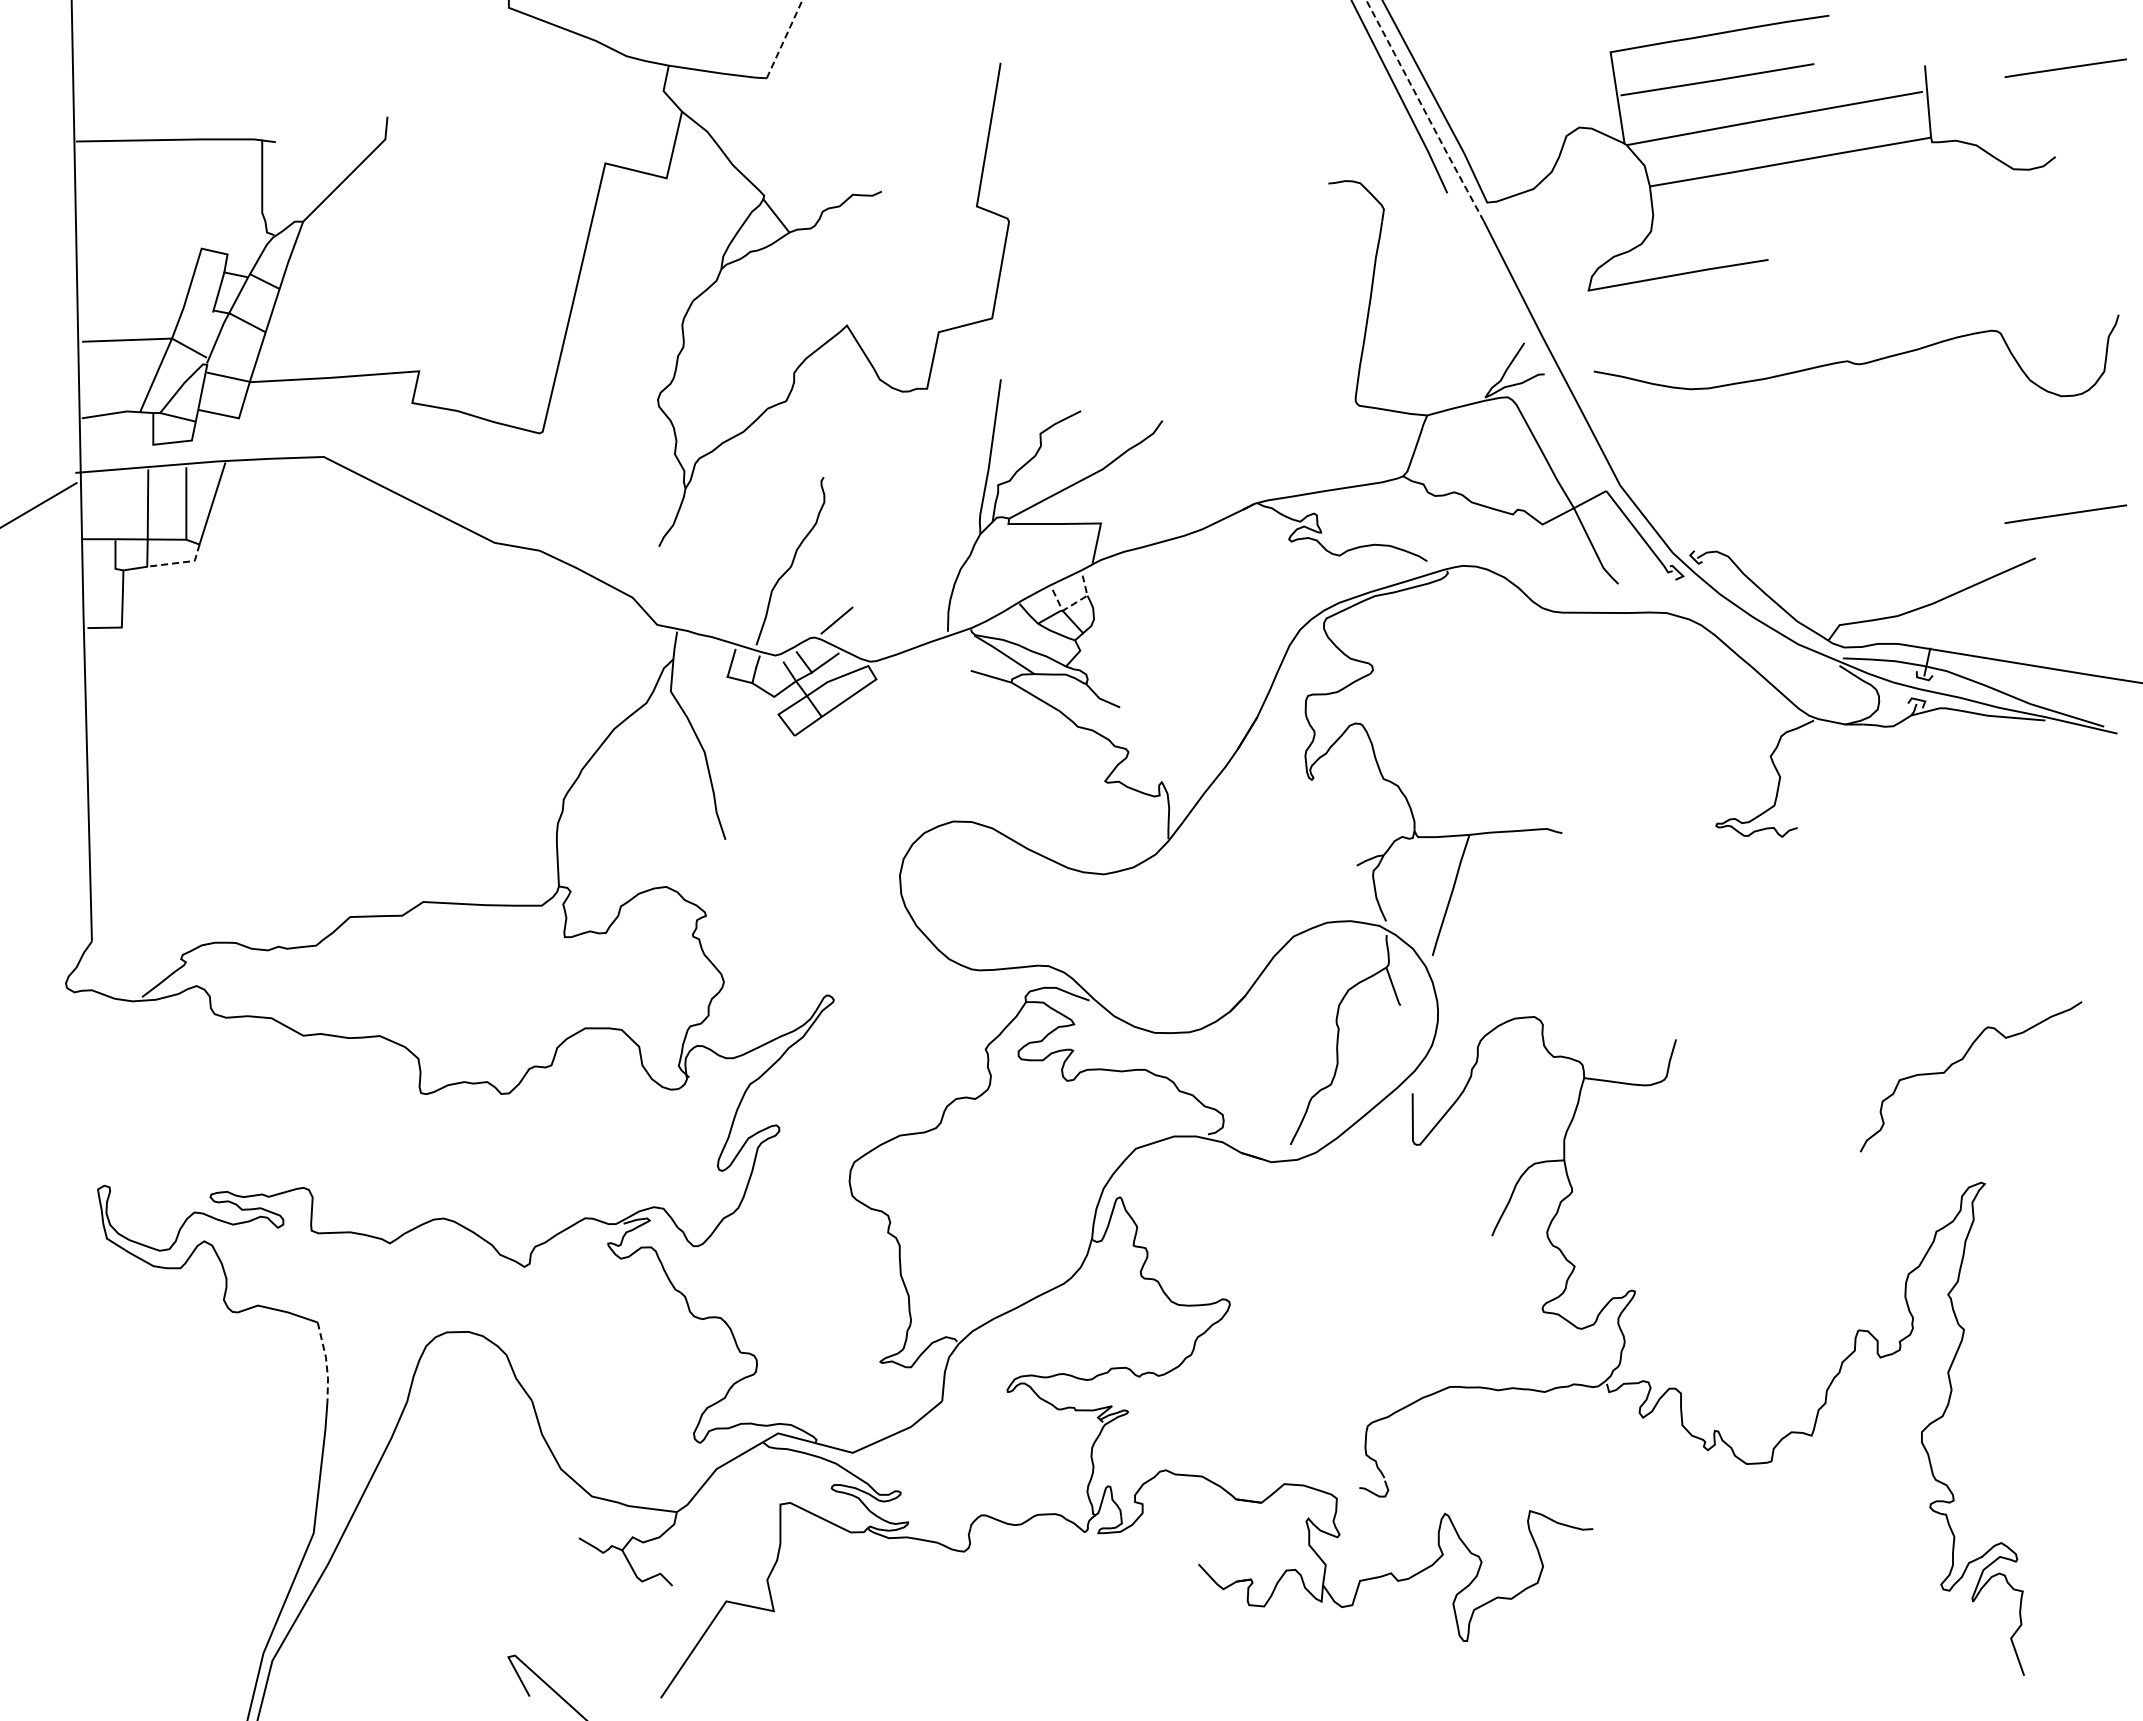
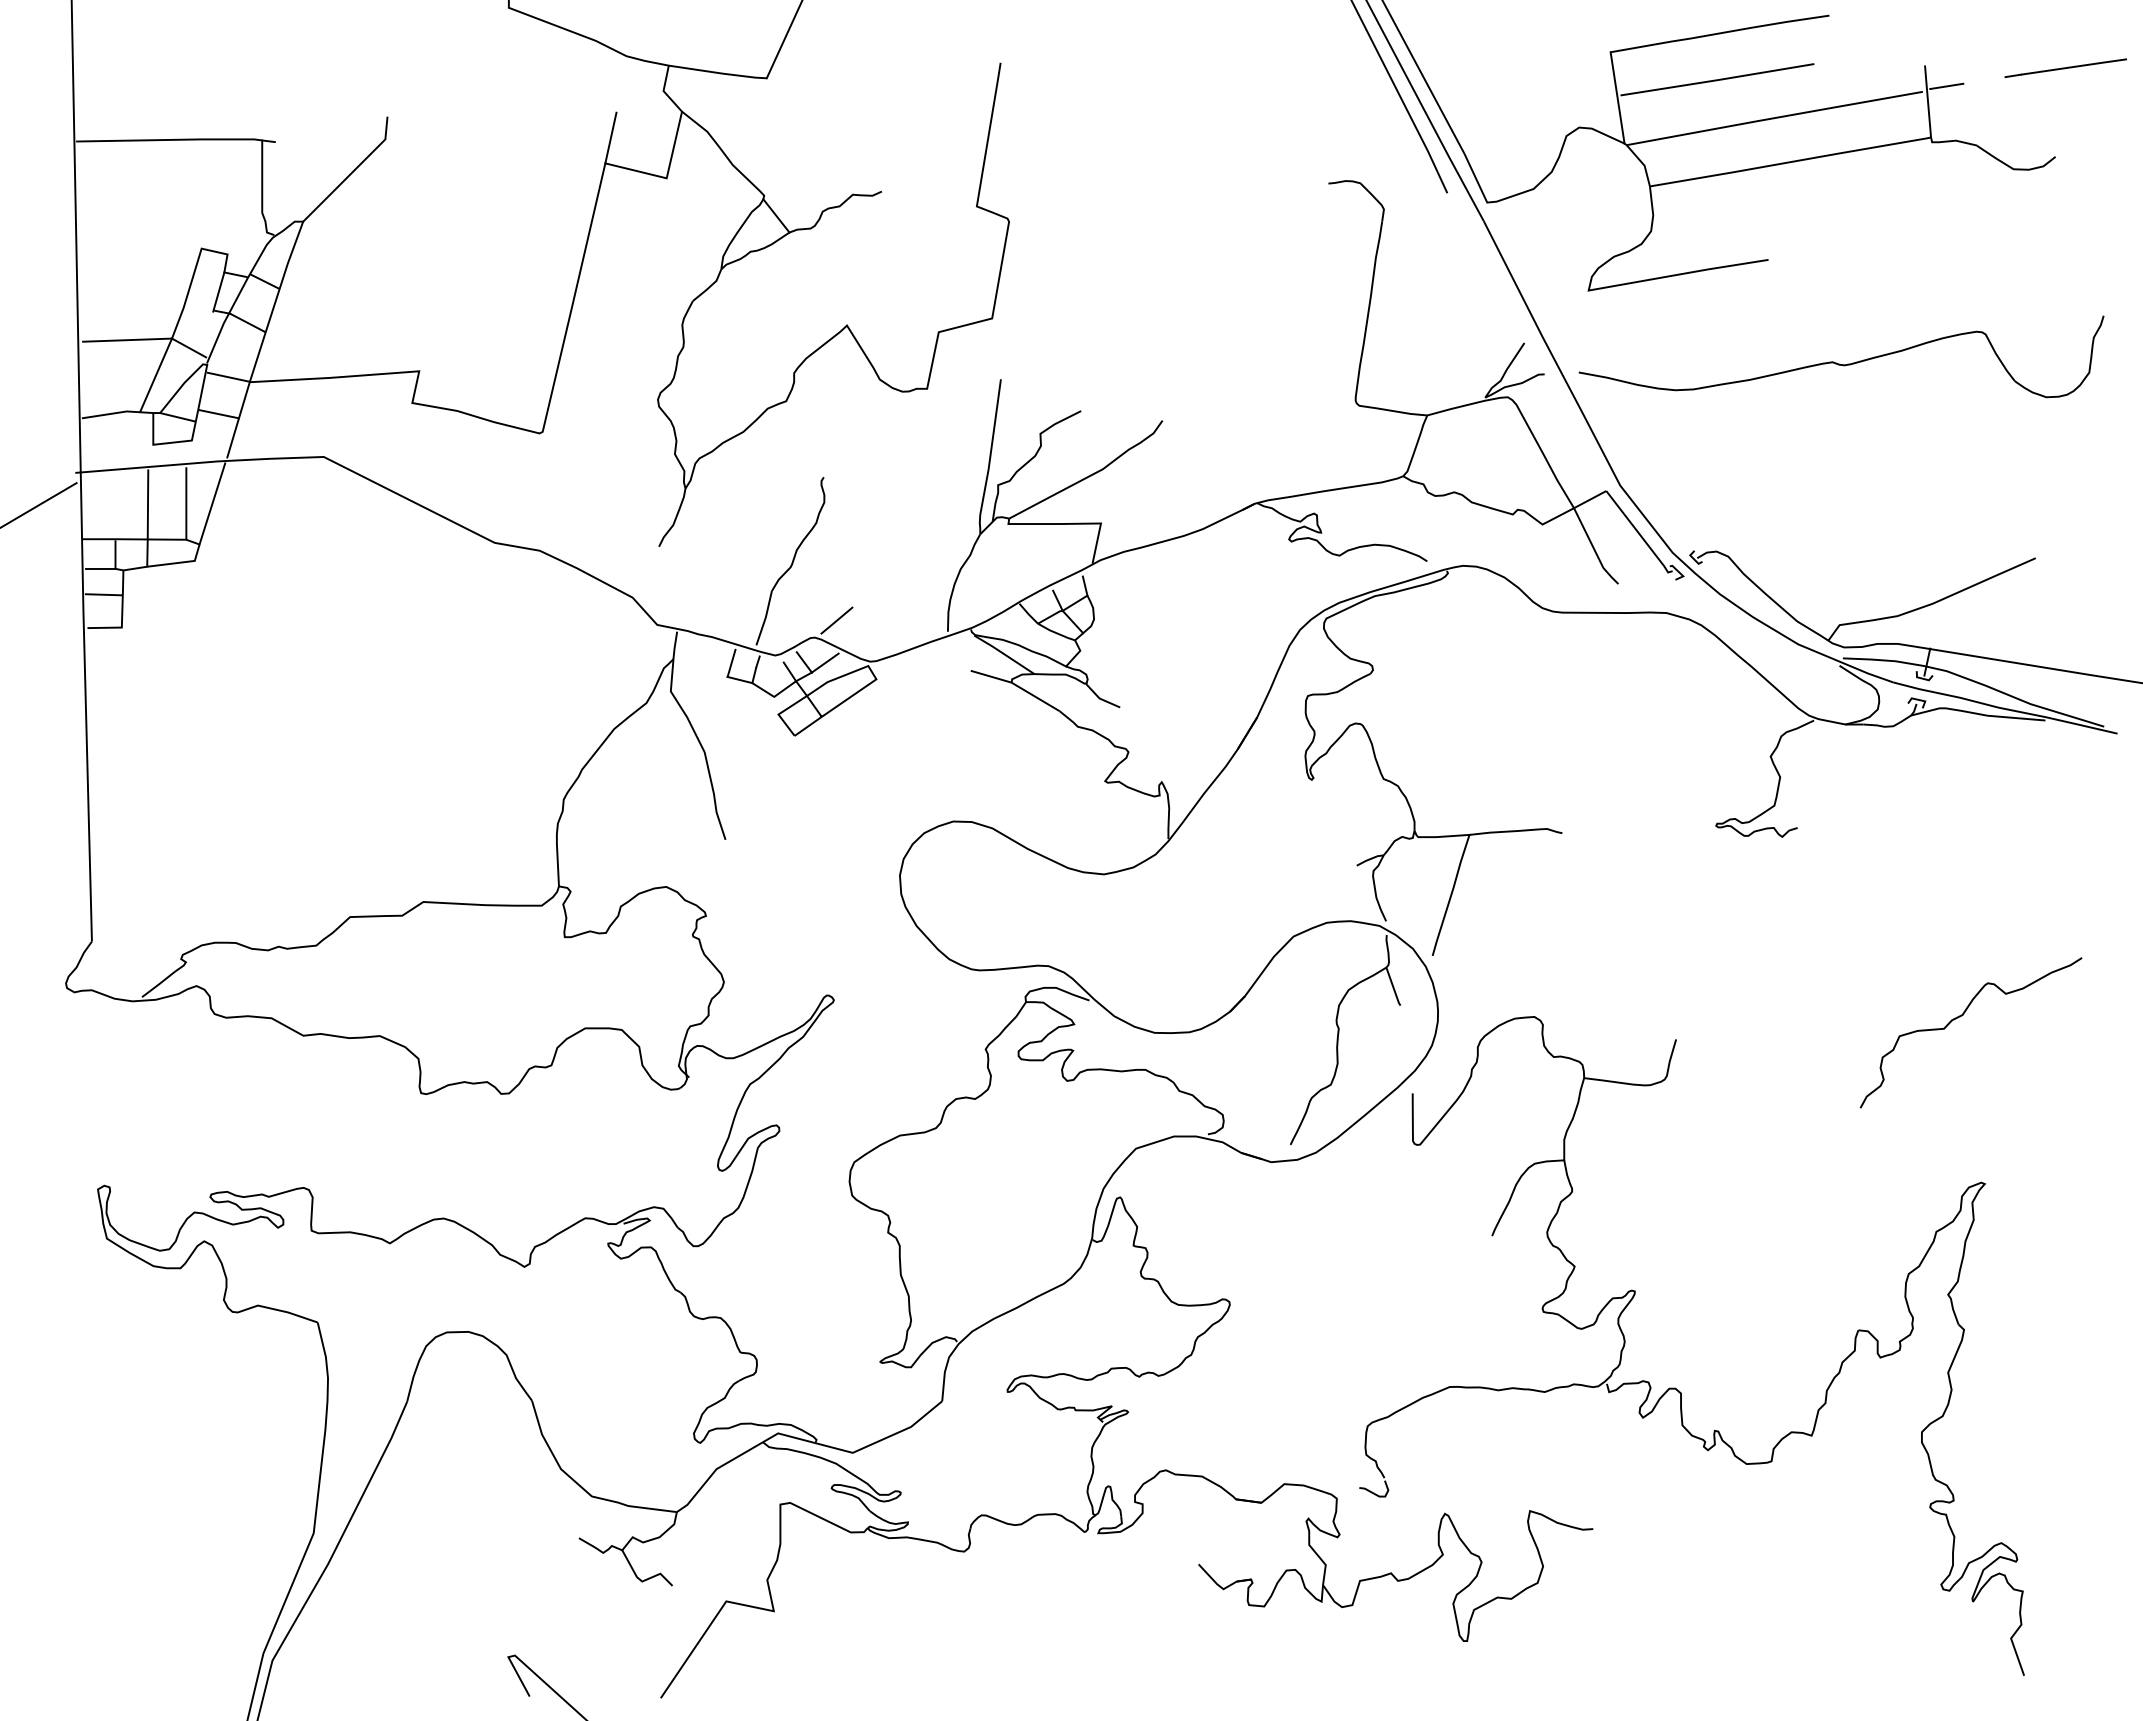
line: dashed -> solid (784, 39)
line: none -> present (1946, 86)
line: dashed -> solid (1425, 111)
line: none -> present (610, 137)
part position: (1854, 362) -> (1839, 363) (1839, 363)
line: none -> present (232, 437)
line: present -> none (2065, 513)
line: dashed -> solid (179, 562)
line: none -> present (100, 568)
line: none -> present (103, 594)
line: dashed -> solid (1074, 603)
curve position: (1962, 1060) -> (1962, 1016) (1962, 1016)
line: dashed -> solid (326, 1361)
